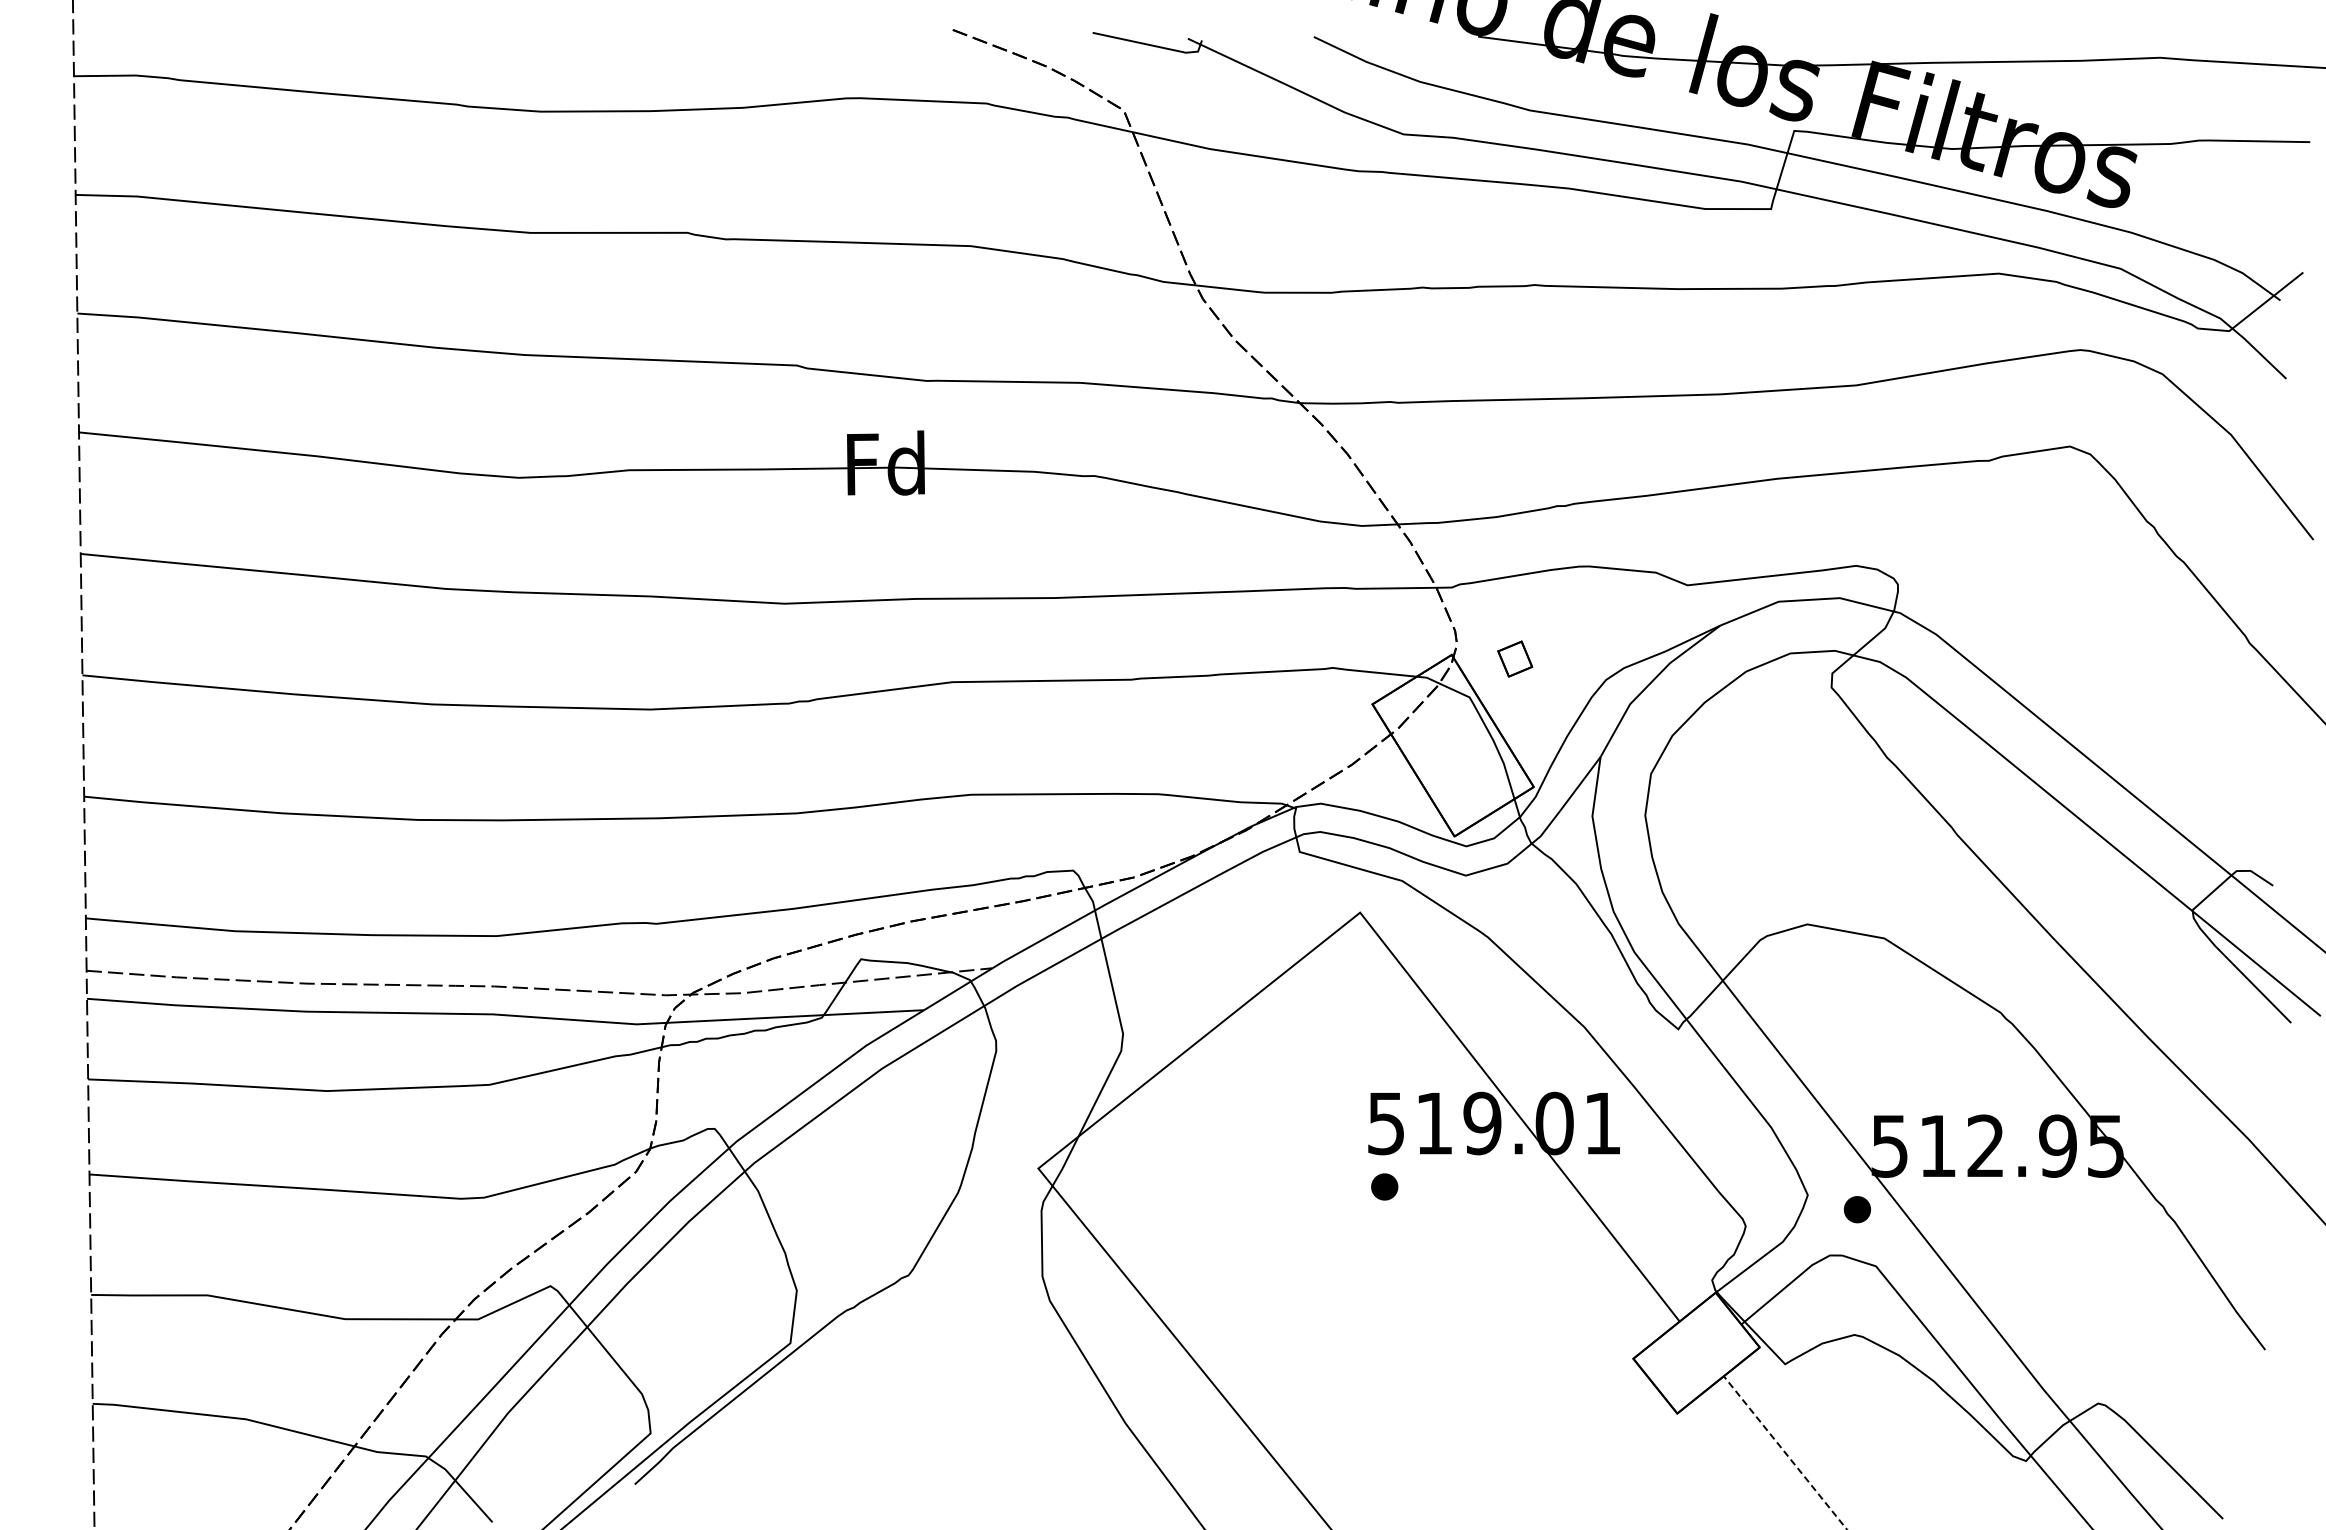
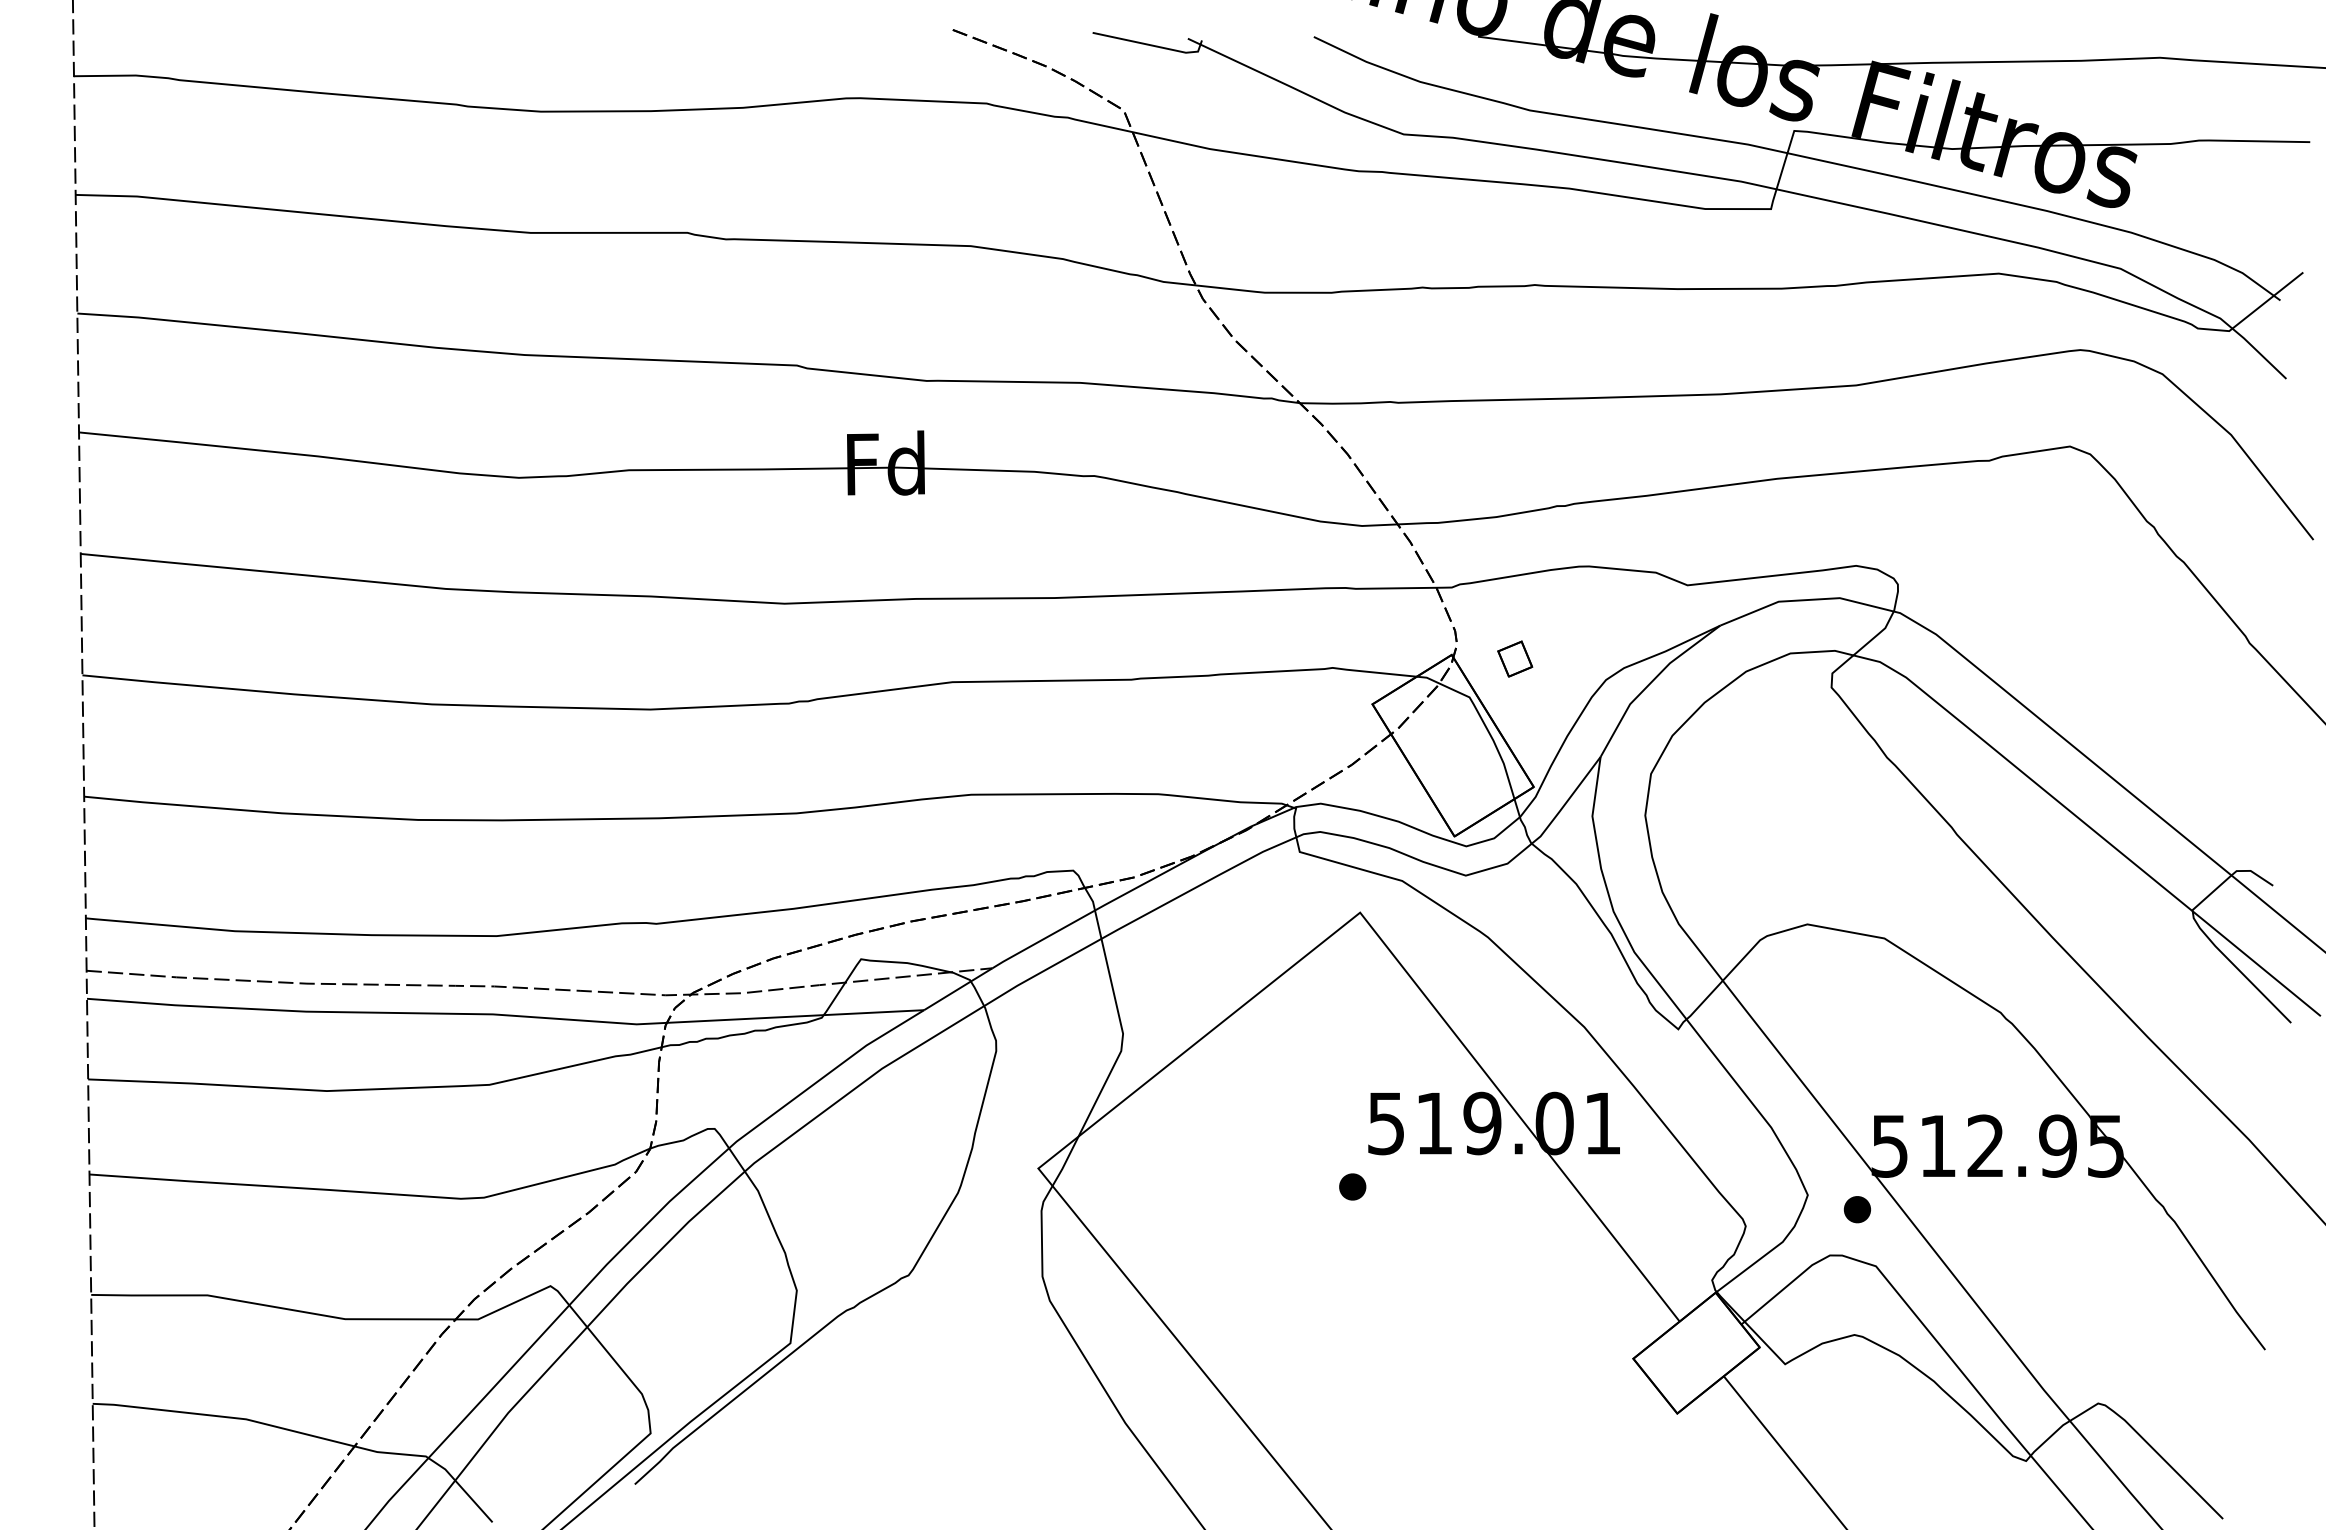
part position: (1384, 1186) -> (1352, 1186) (1352, 1186)
line: dashed -> solid (1785, 1452)
